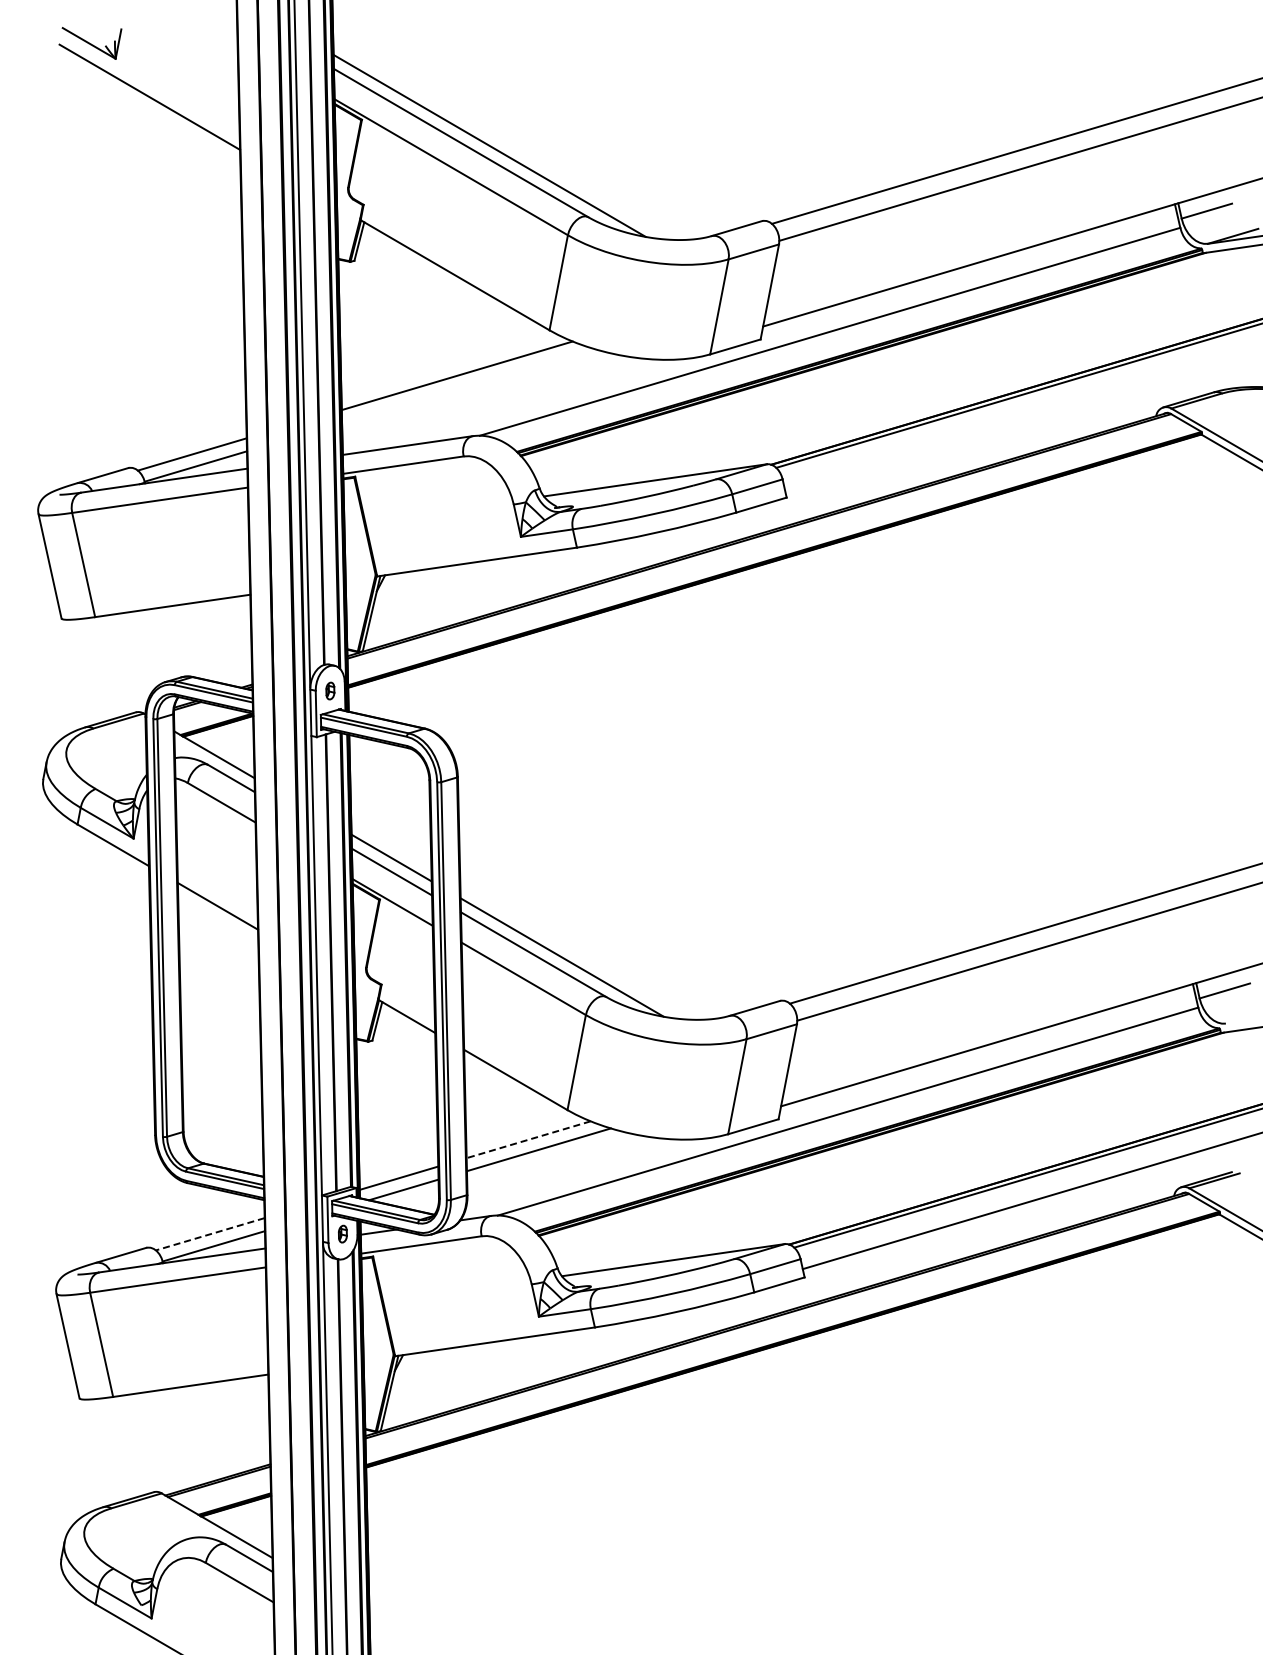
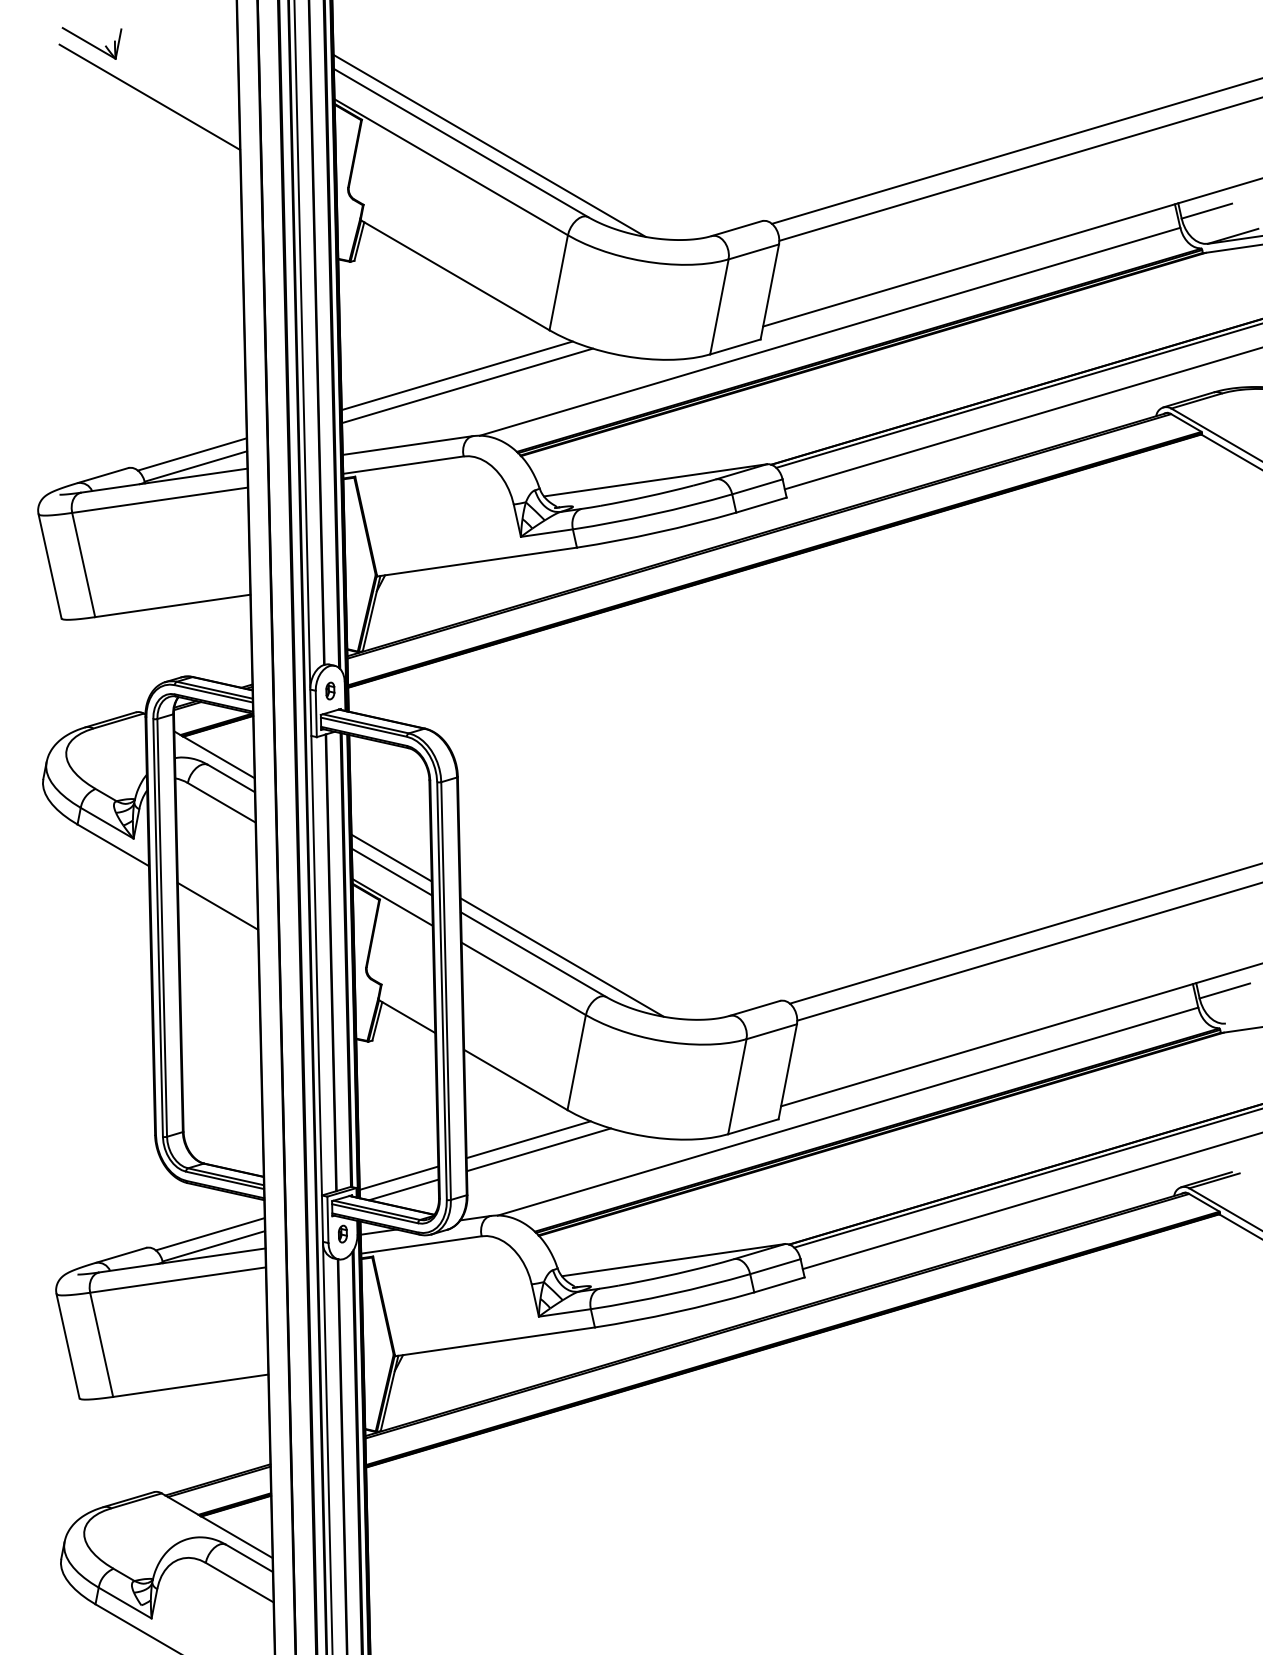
line: none -> present (467, 385)
line: none -> present (1021, 418)
line: dashed -> solid (528, 1139)
line: dashed -> solid (210, 1234)
